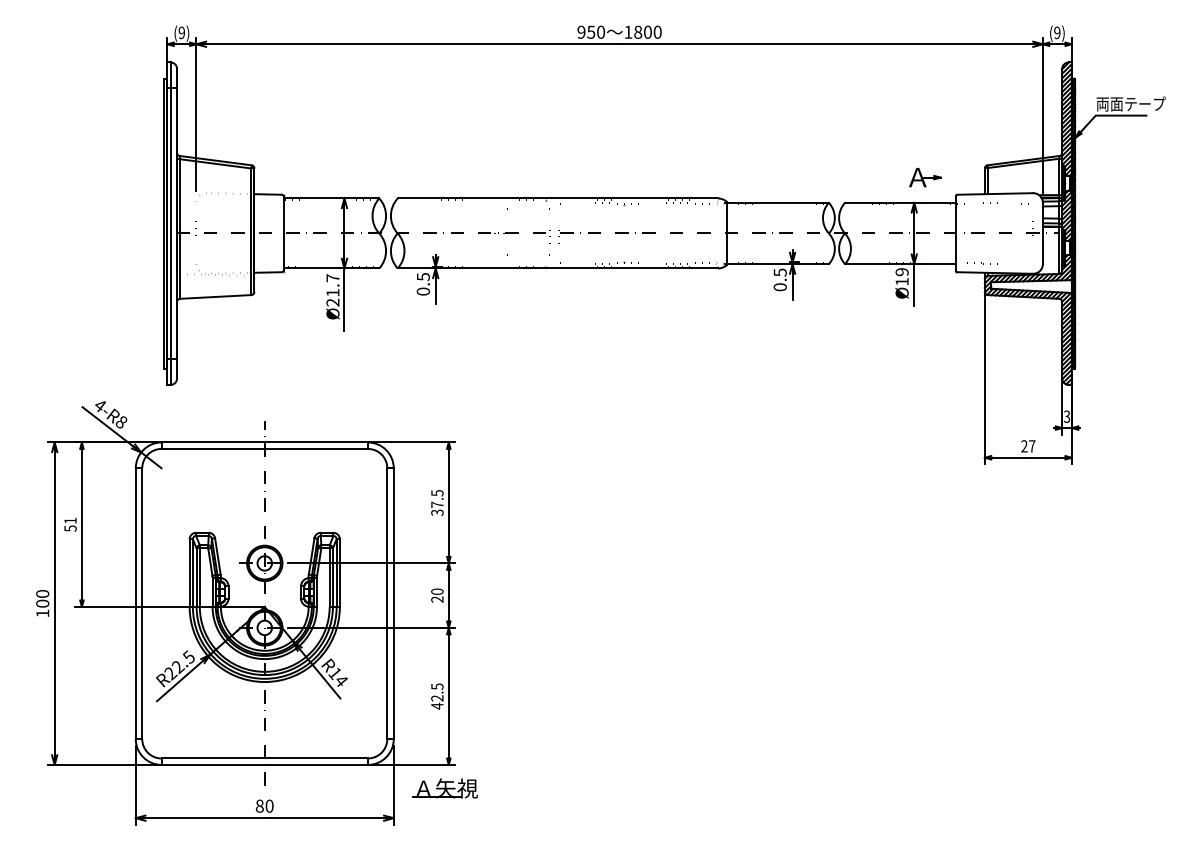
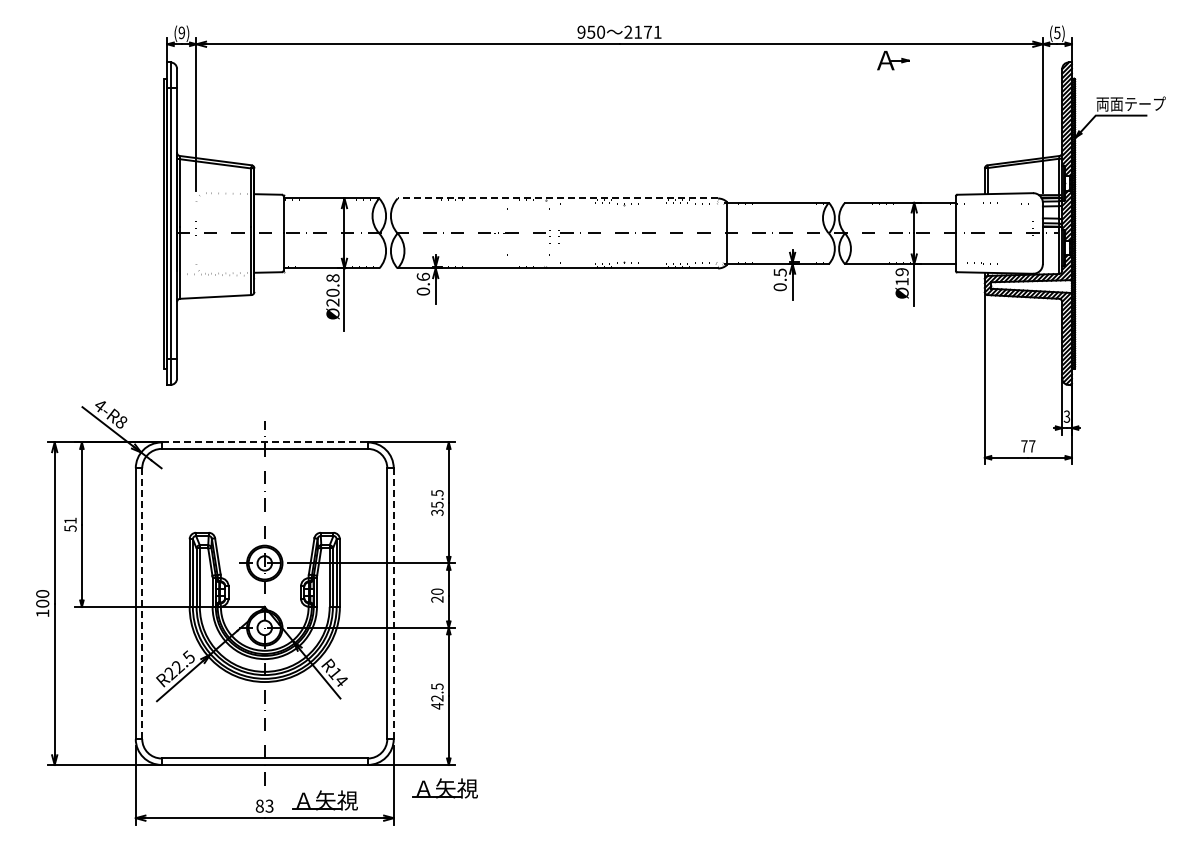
text: 1800 -> 2171 (642, 31)
text: (9) -> (5) (1057, 32)
part position: (925, 177) -> (893, 60) (893, 60)
line: solid -> dashed (557, 198)
text: 0.5 -> 0.6 (422, 276)
text: Ø21.7 -> Ø20.8 (332, 285)
line: solid -> dashed (265, 442)
text: 27 -> 77 (1024, 446)
text: 37.5 -> 35.5 (437, 504)
line: solid -> dashed (142, 604)
line: solid -> dashed (393, 604)
part: none -> present (324, 800)
text: 80 -> 83 (269, 805)
